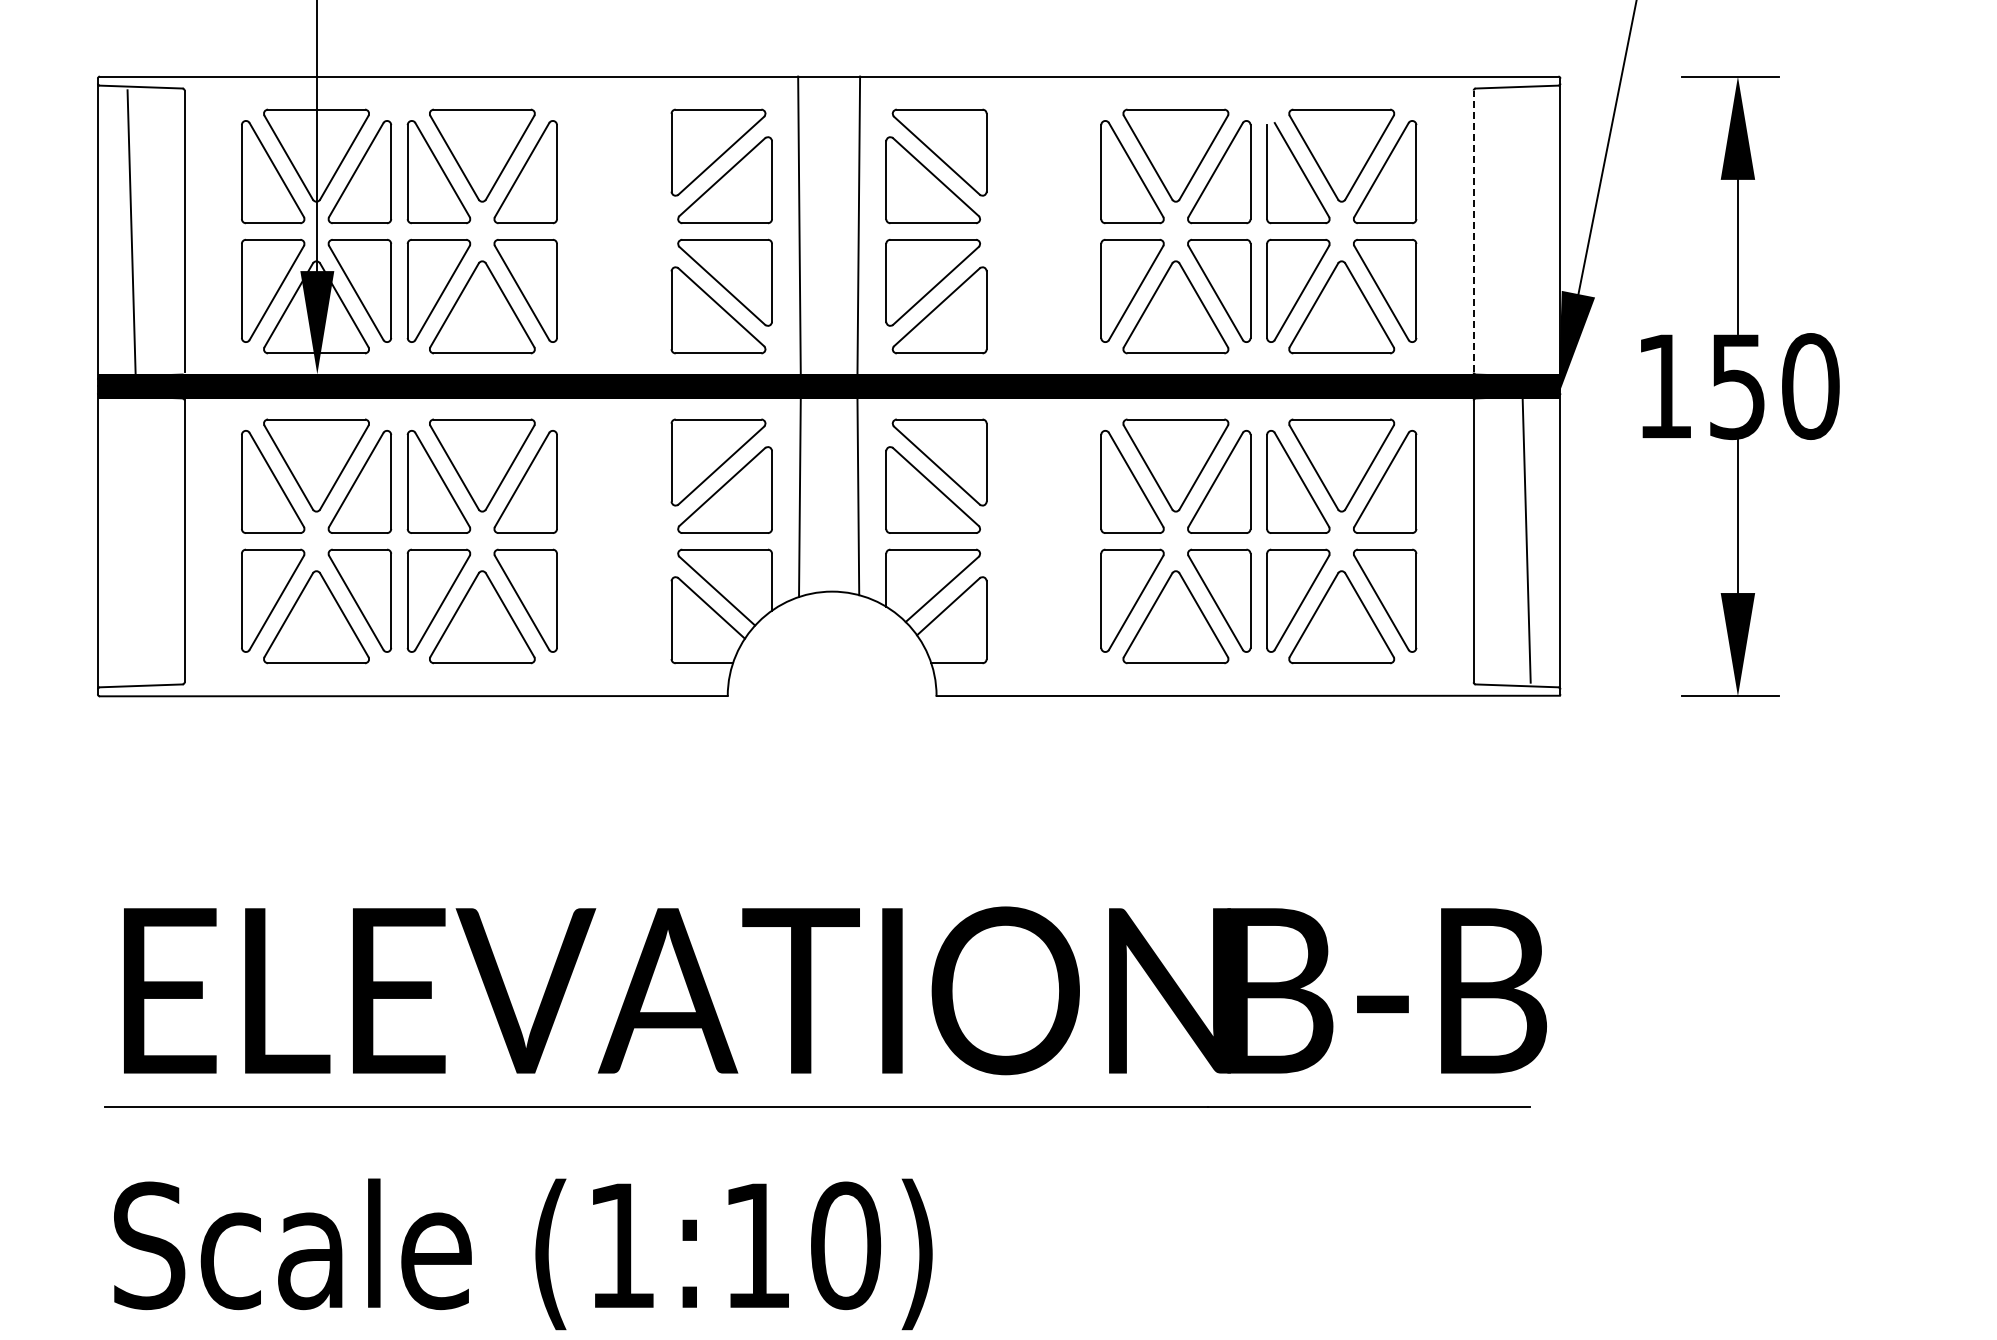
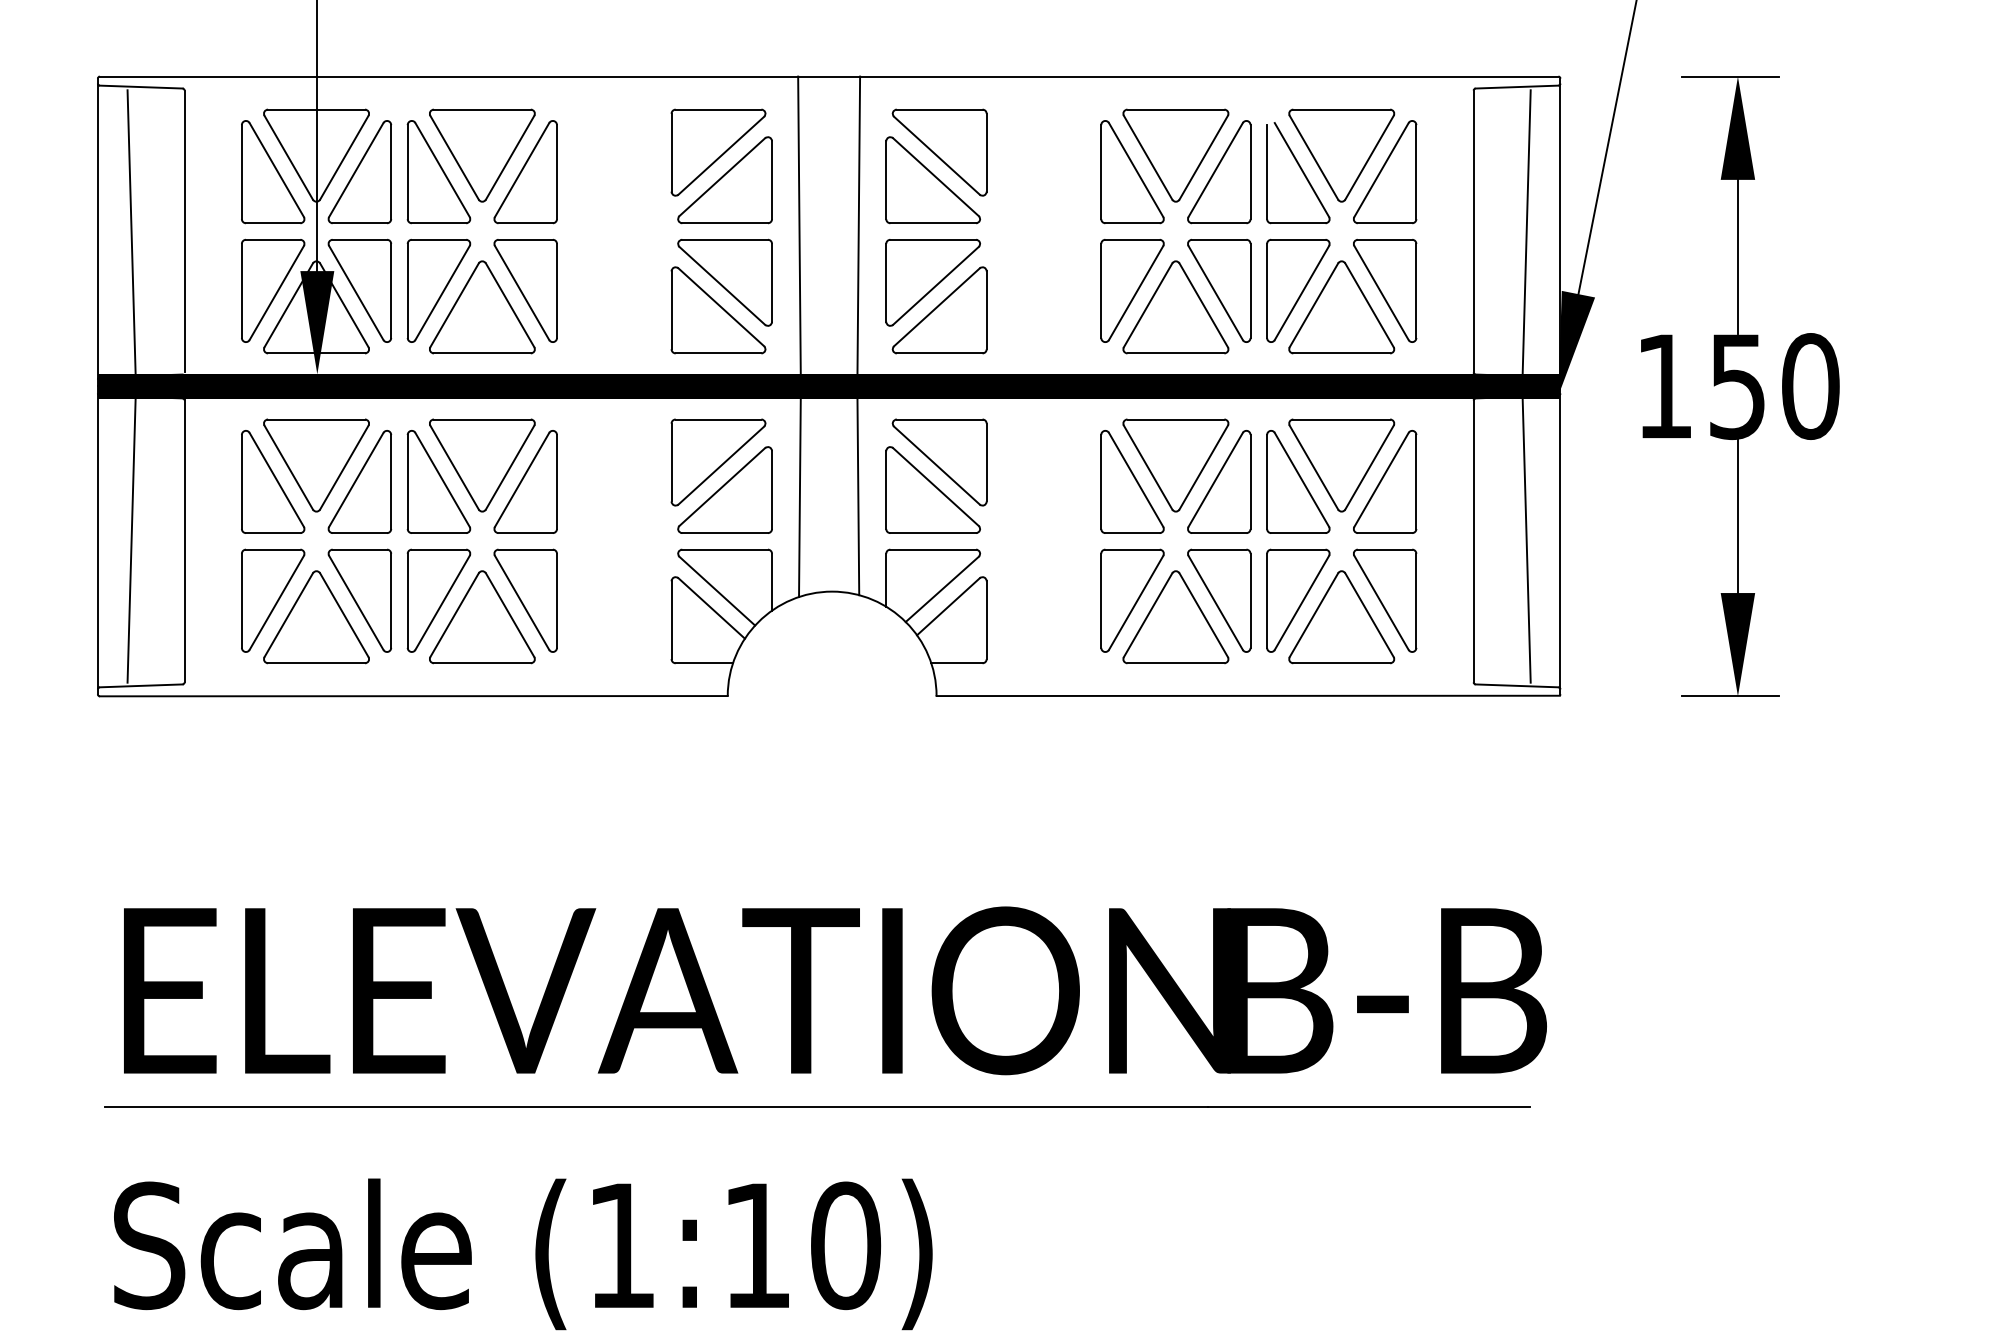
line: dashed -> solid (1473, 231)
line: none -> present (1526, 231)
line: none -> present (131, 540)
